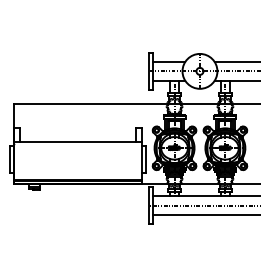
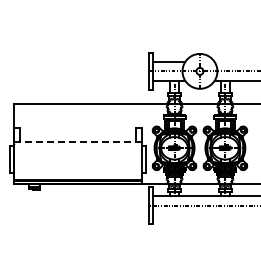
line: present -> none (235, 61)
line: solid -> dashed (77, 141)
line: present -> none (204, 215)
